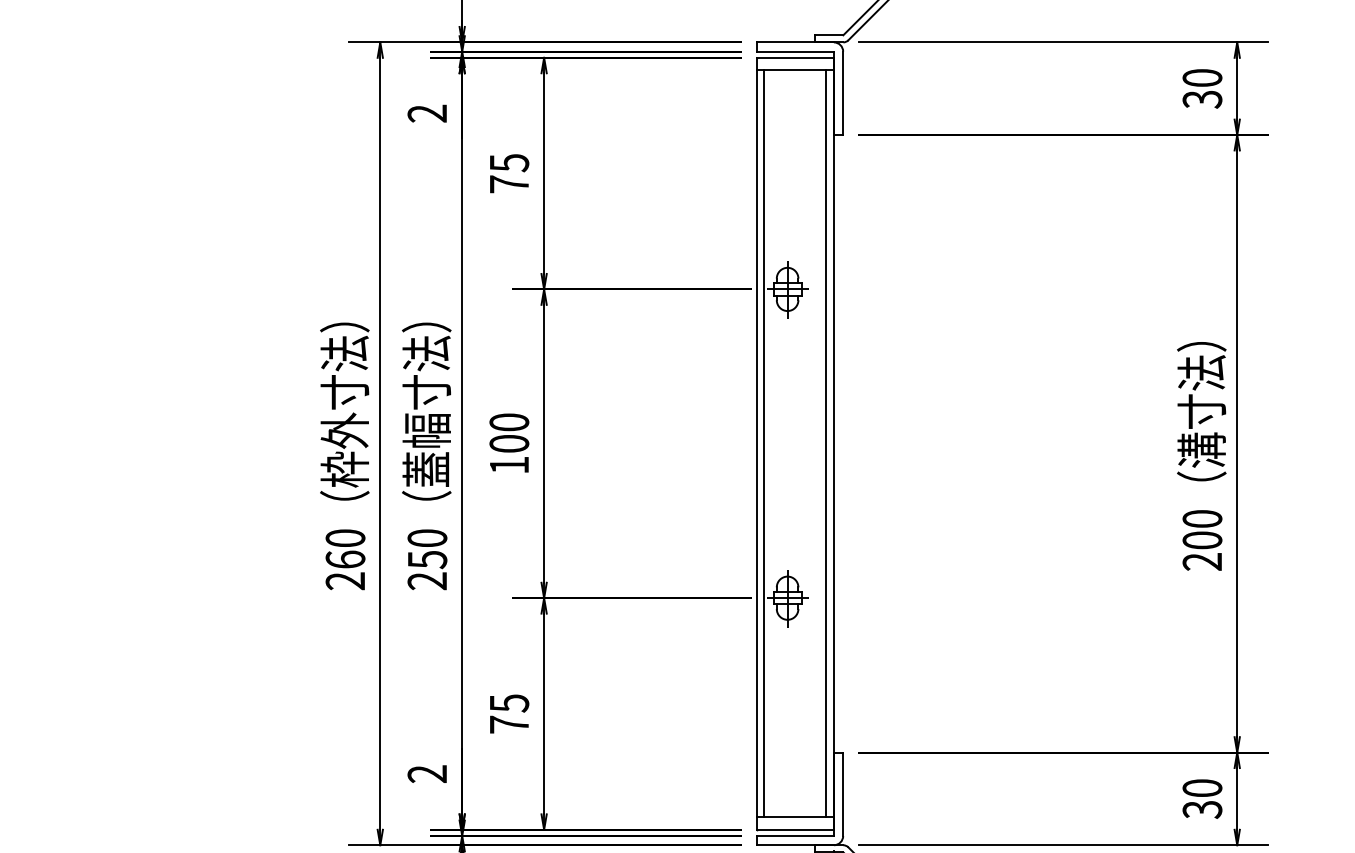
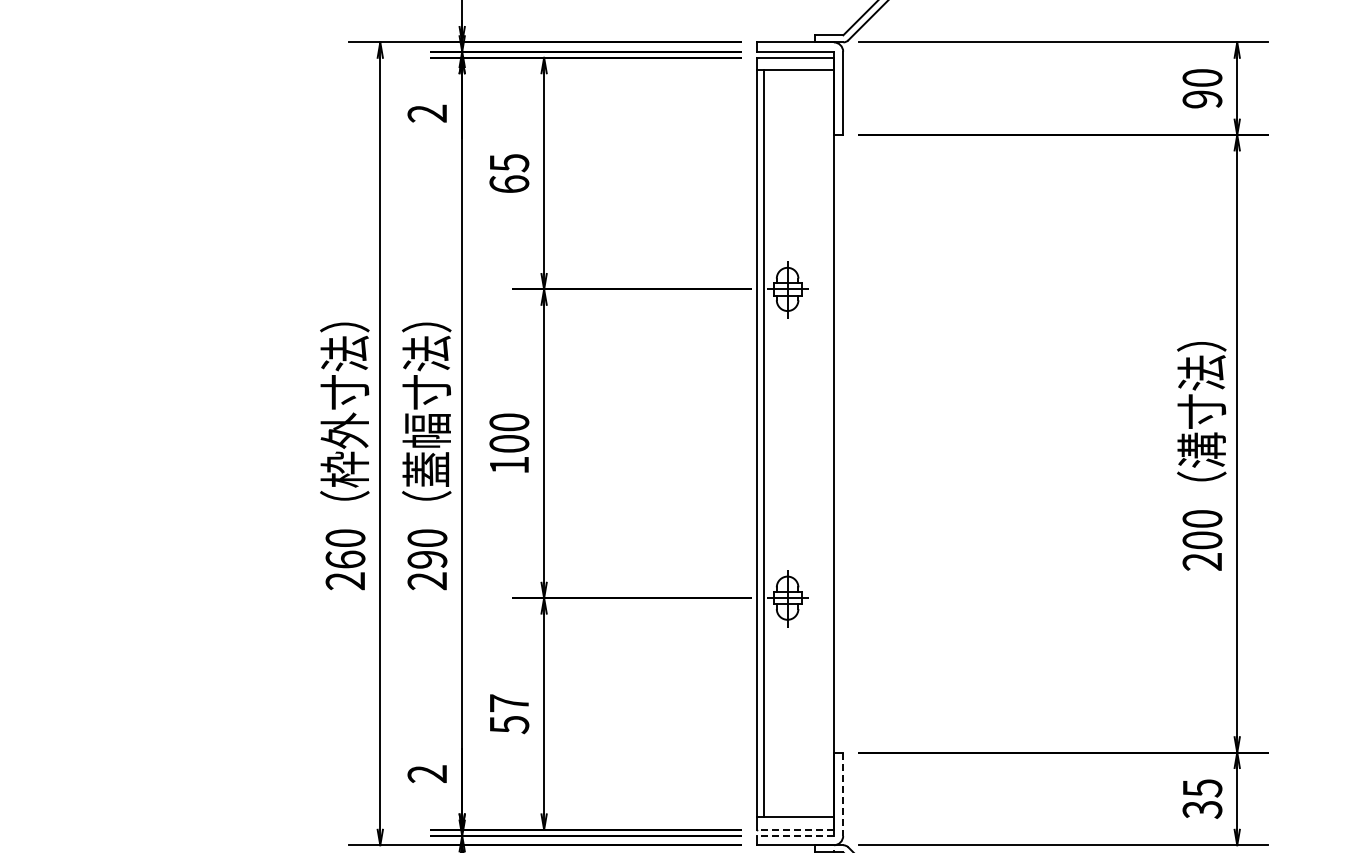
text: 30 -> 90 (1202, 99)
text: 75 -> 65 (509, 184)
line: present -> none (826, 443)
text: 250 -> 290 (427, 560)
text: 75 -> 57 (509, 714)
text: 30 -> 35 (1202, 788)
line: solid -> dashed (843, 794)
line: solid -> dashed (795, 829)
line: solid -> dashed (795, 835)
